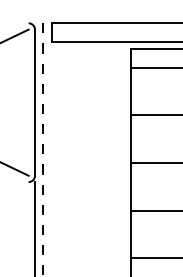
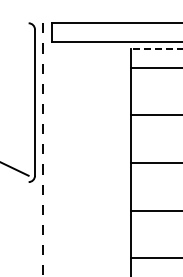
line: present -> none (15, 35)
line: solid -> dashed (157, 48)
line: present -> none (35, 227)
